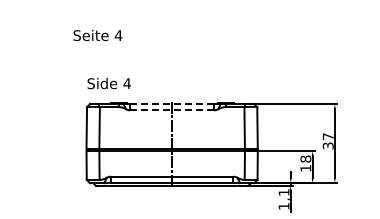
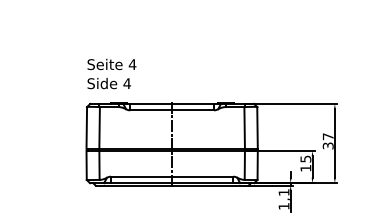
text position: (97, 35) -> (111, 64) (111, 64)
line: dashed -> solid (172, 103)
line: dashed -> solid (172, 110)
text: 18 -> 15 (305, 158)
